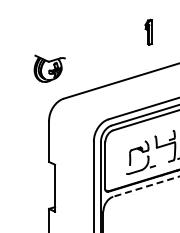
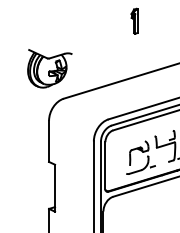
part position: (148, 31) -> (134, 20) (134, 20)
part size: 33x29 px -> 46x40 px (49, 68)
line: dashed -> solid (146, 186)
